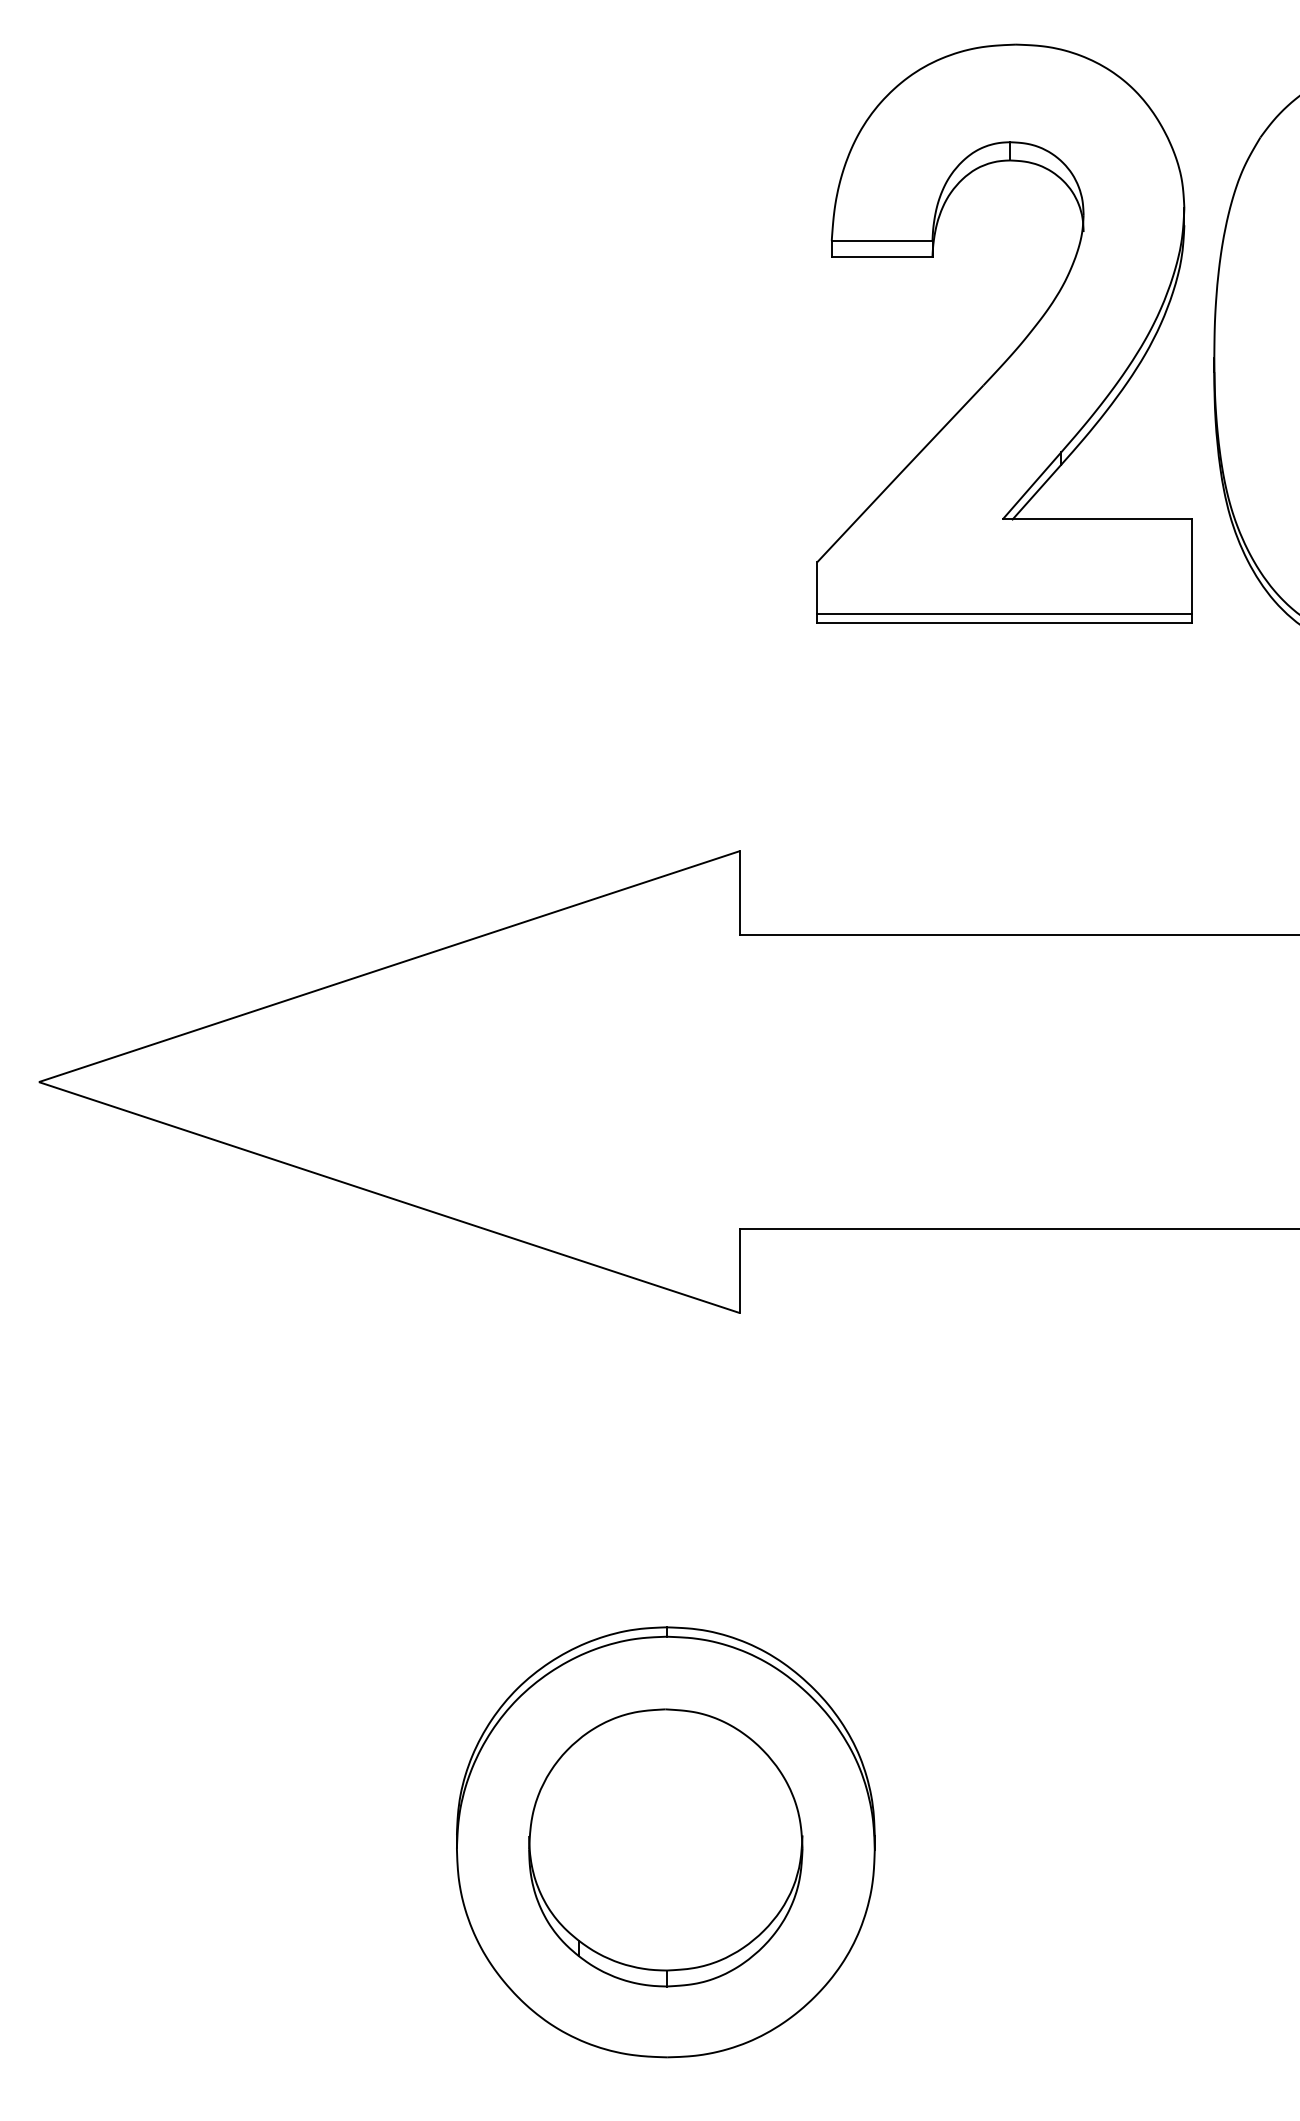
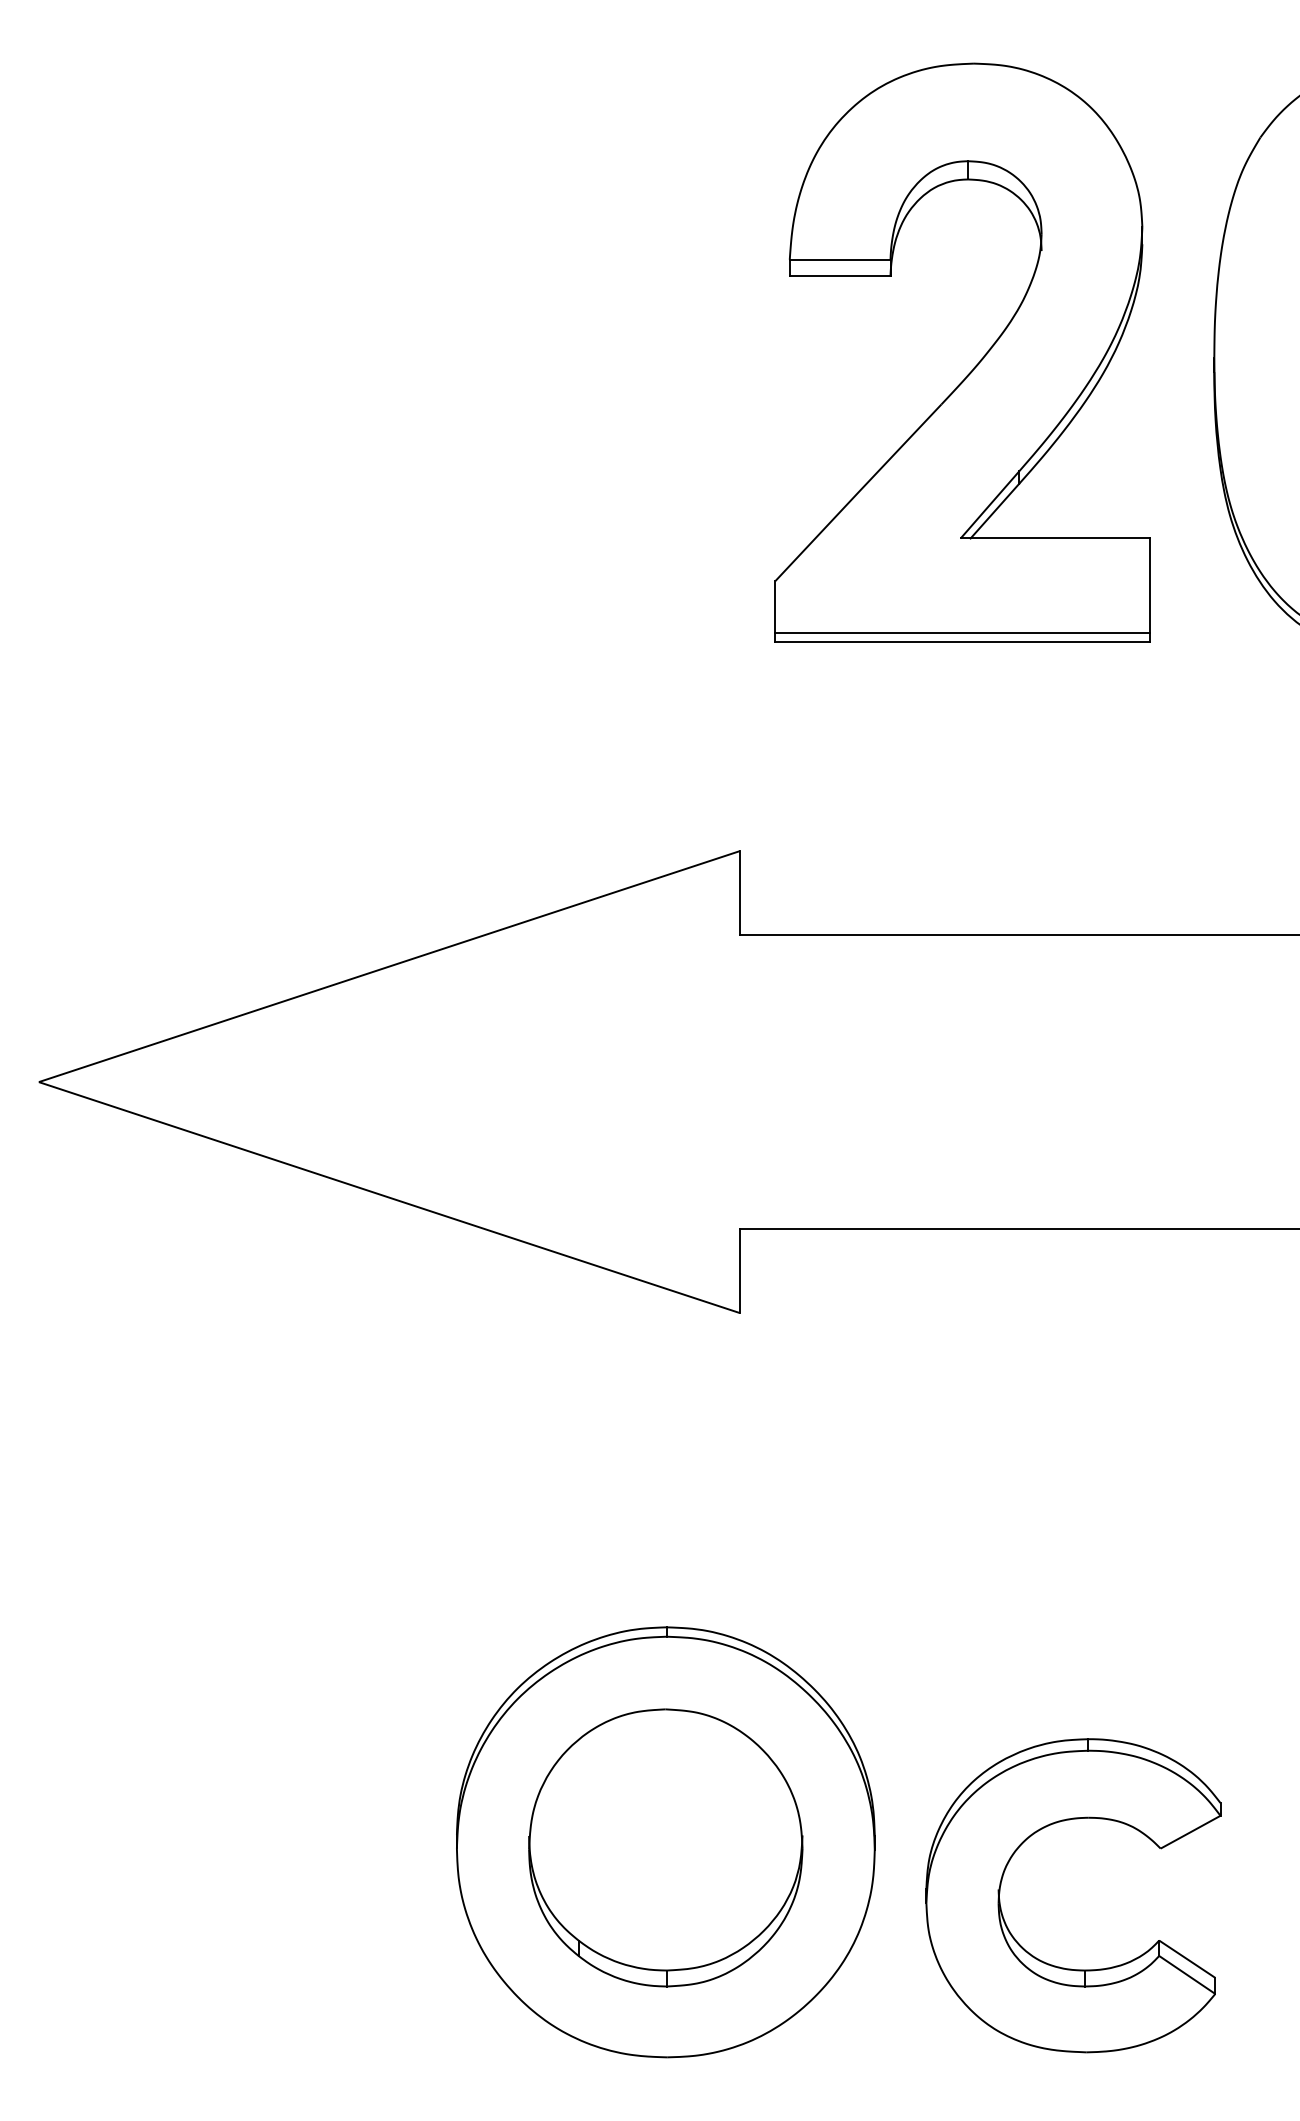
part position: (1017, 346) -> (975, 365) (975, 365)
part: none -> present (1017, 1850)
